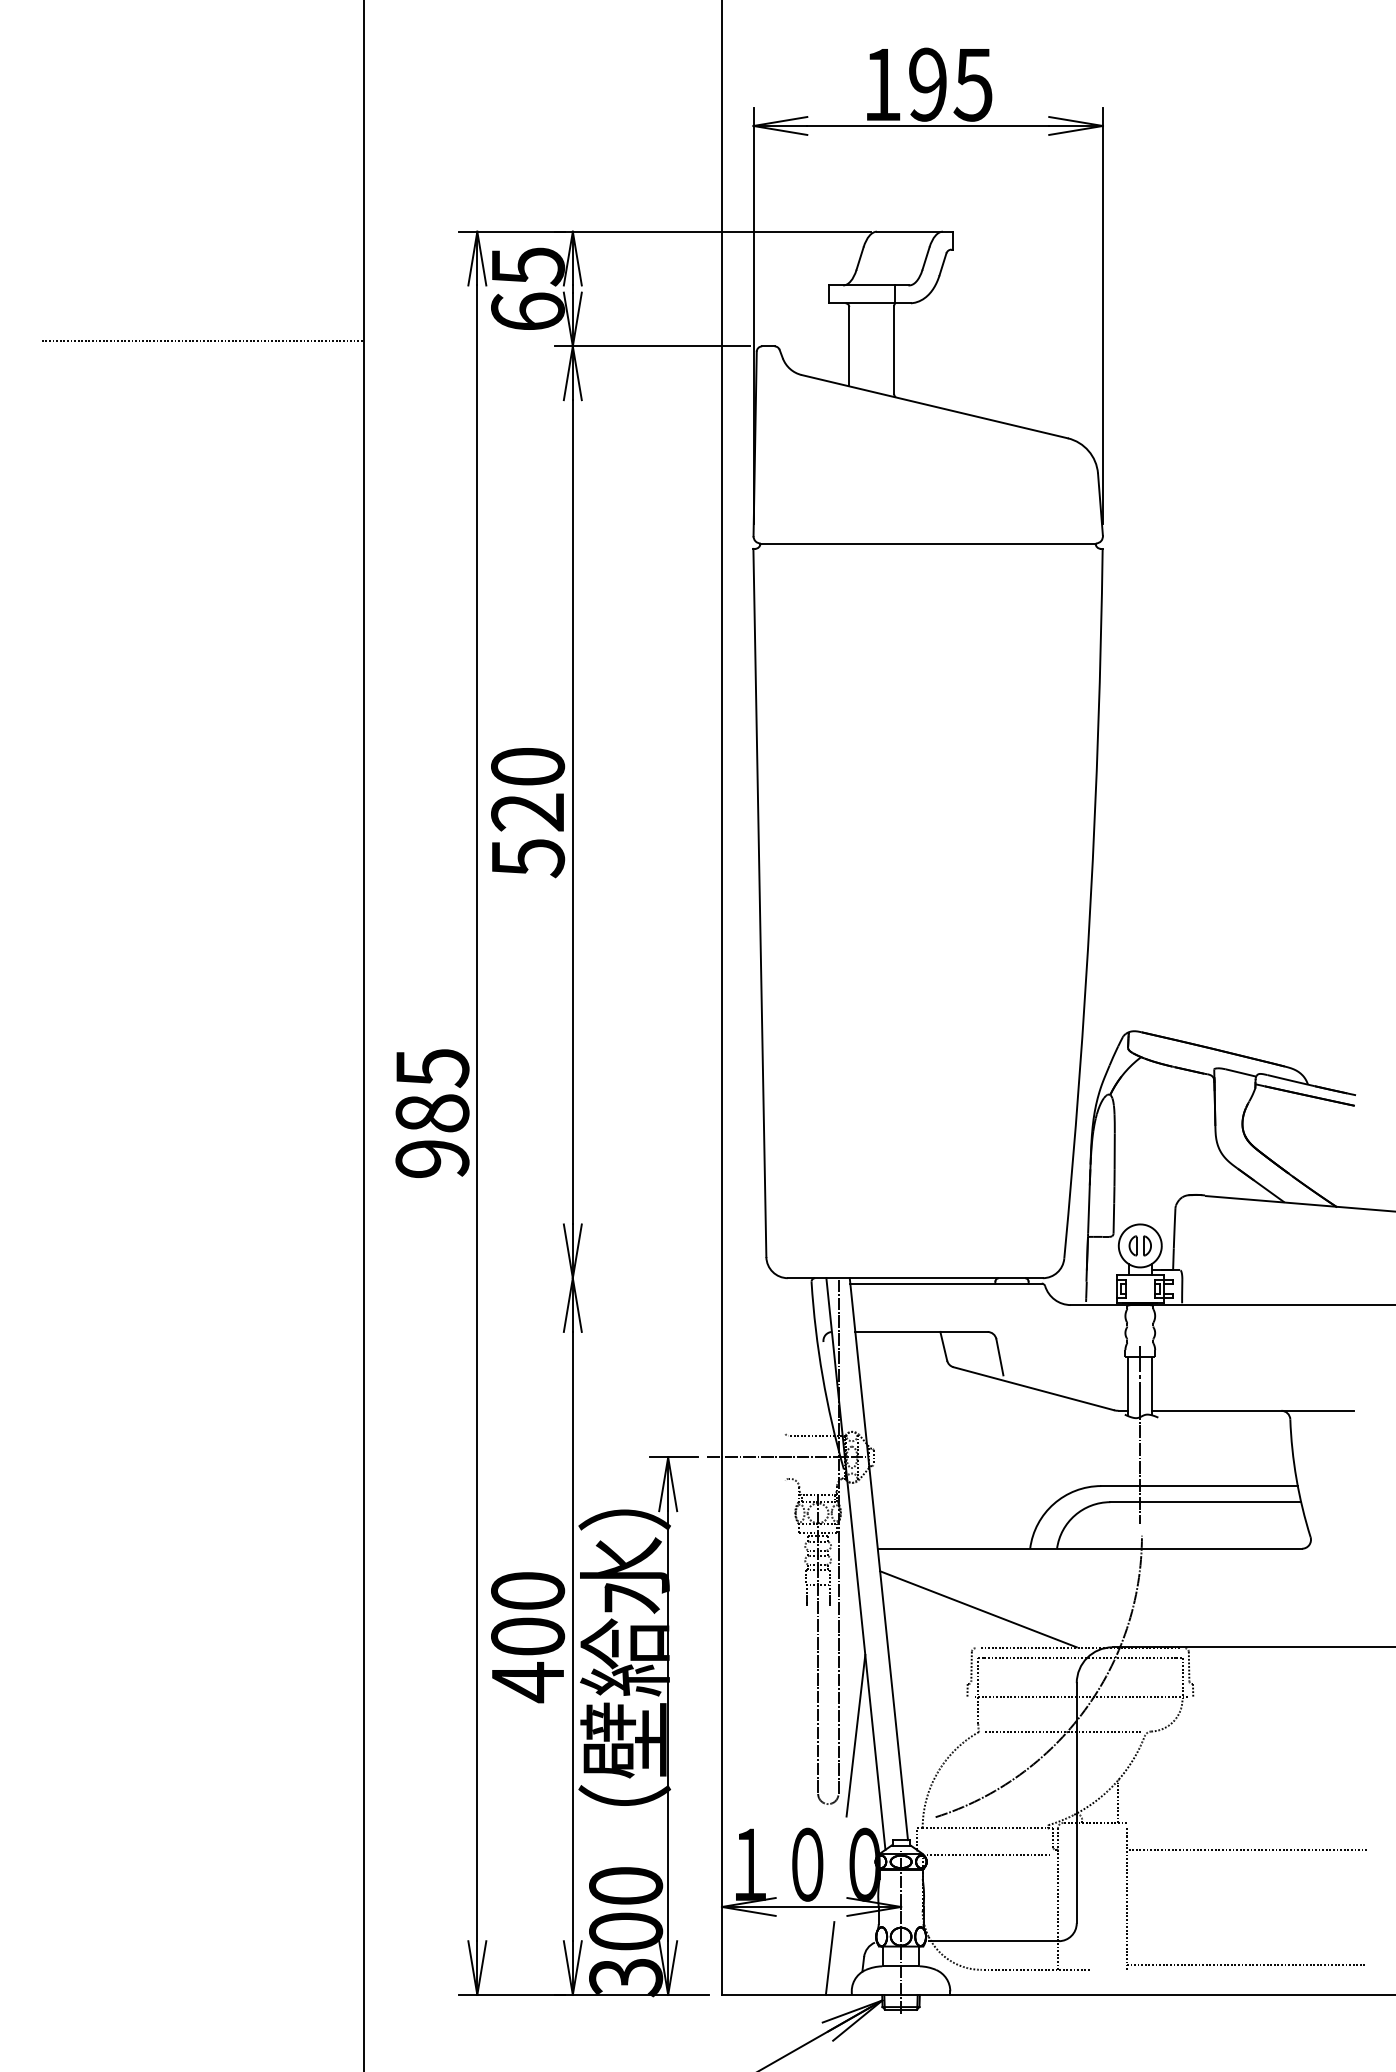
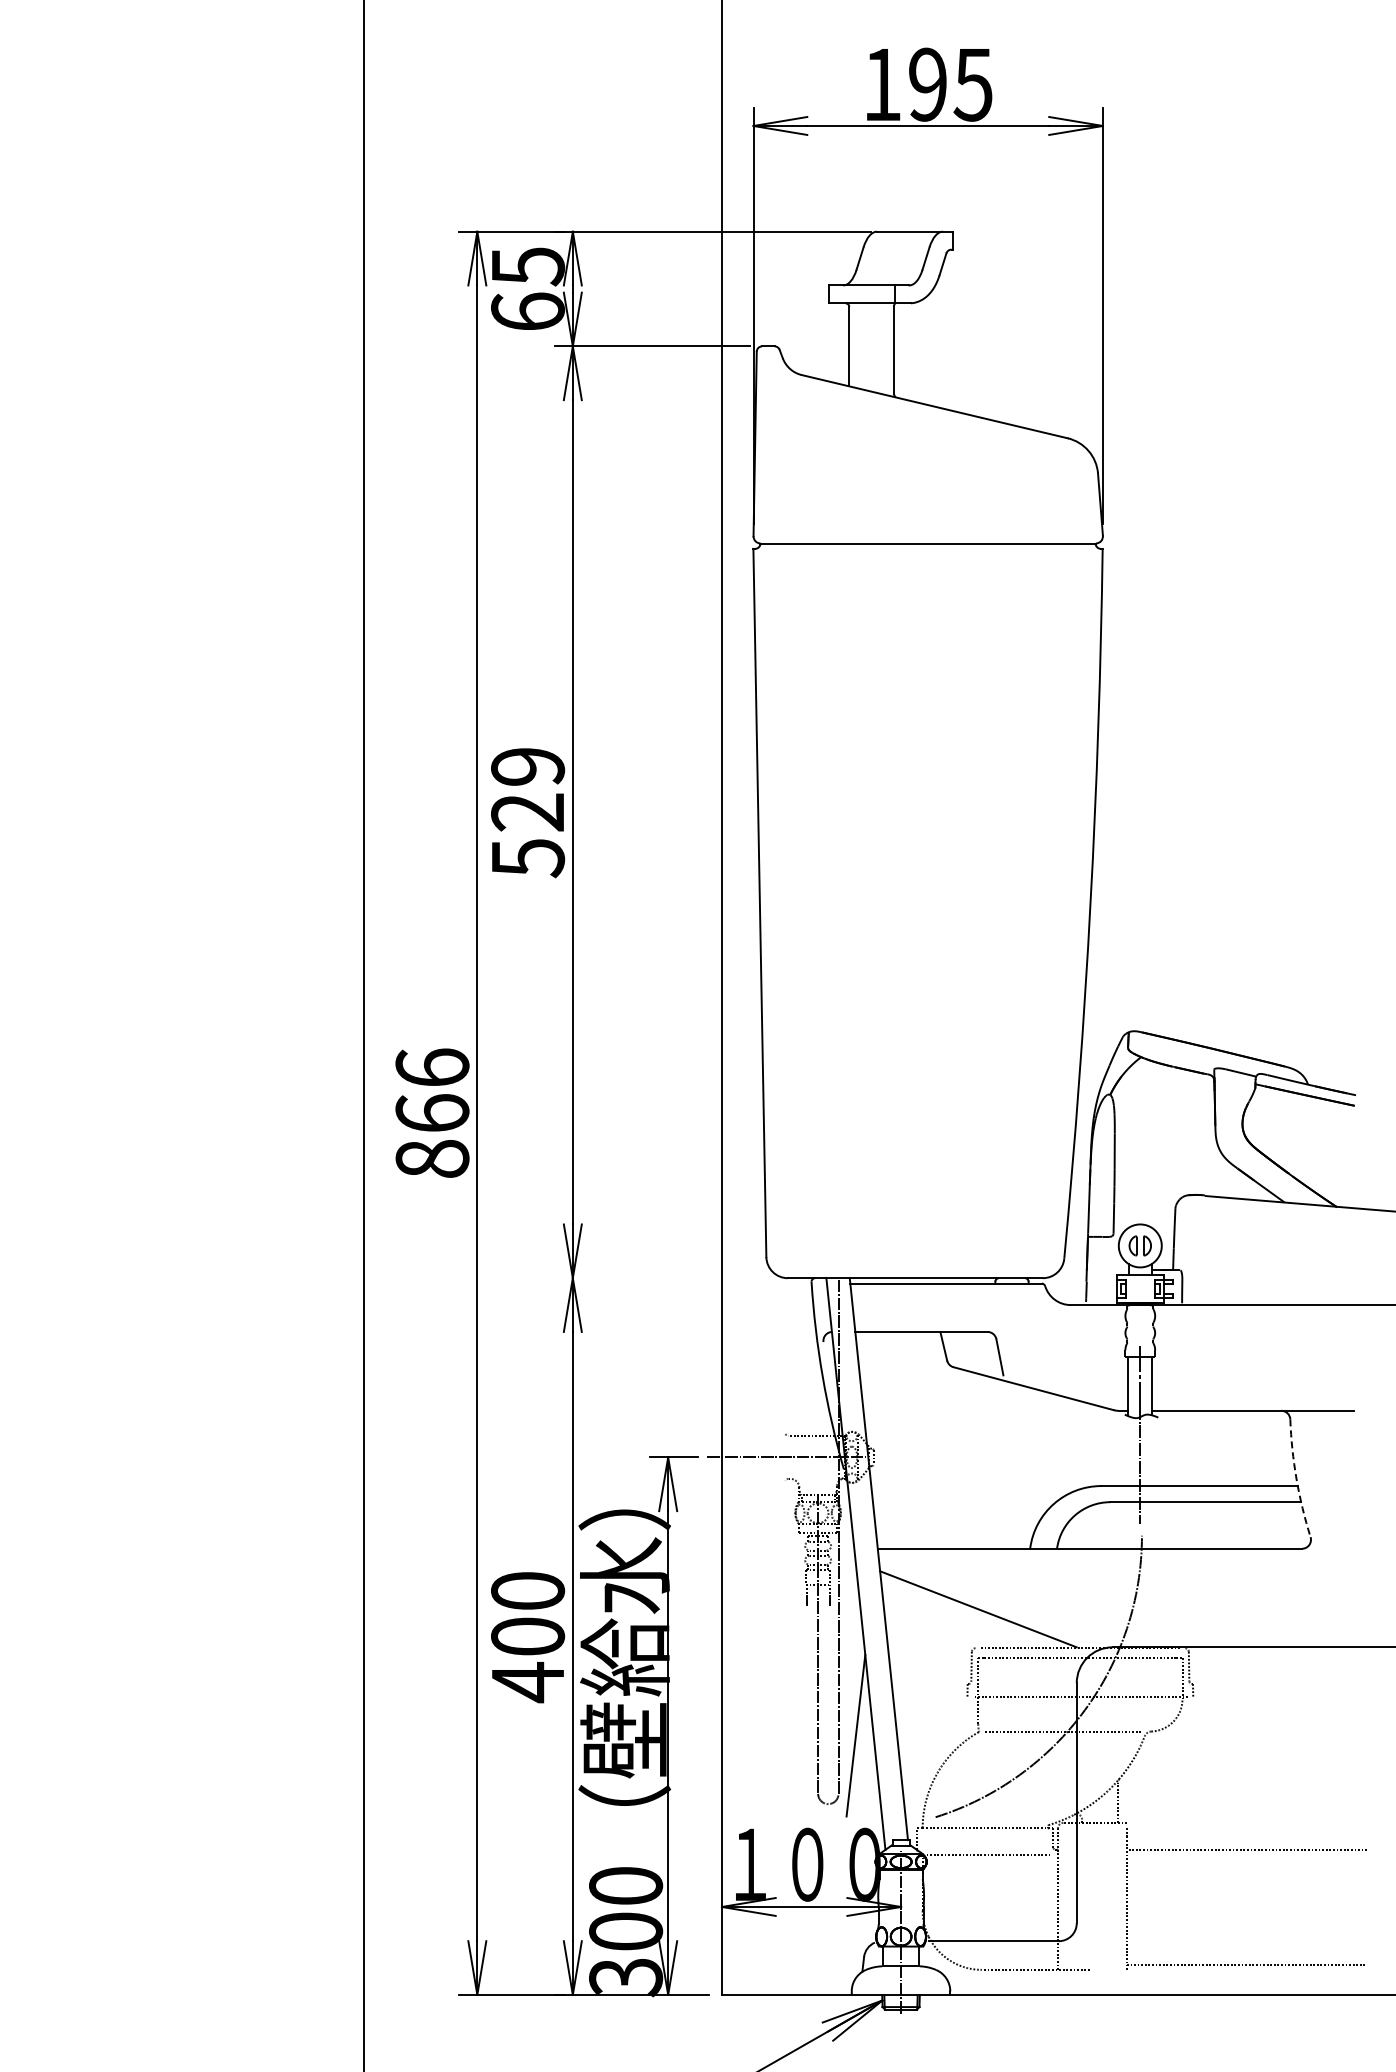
line: present -> none (202, 341)
text: 520 -> 529 (528, 766)
text: 985 -> 866 (432, 1112)
arc: solid -> dashed (1296, 1478)
line: present -> none (829, 1958)
